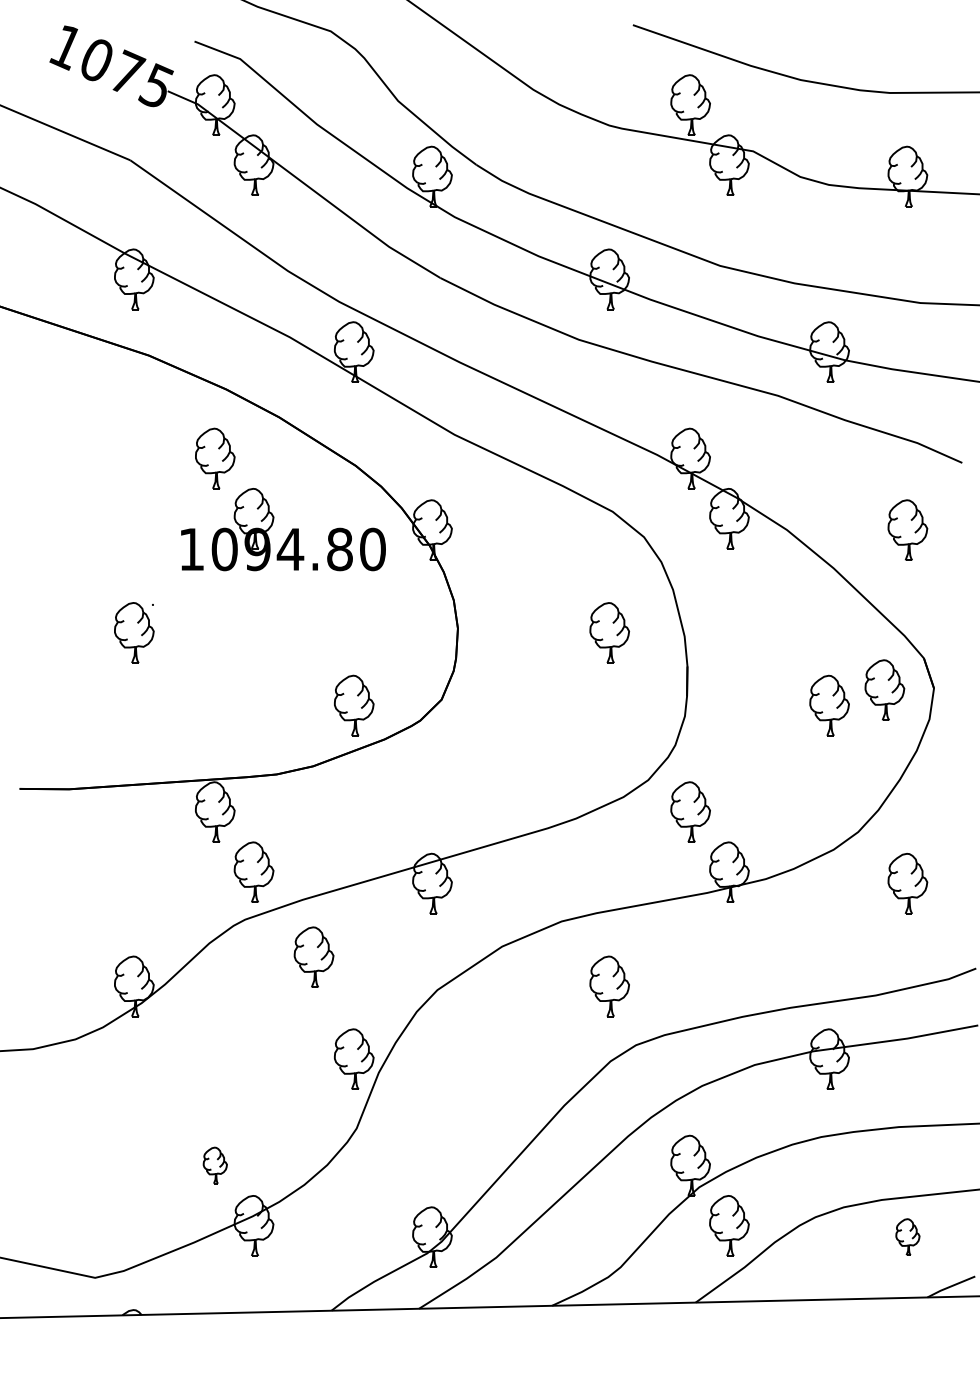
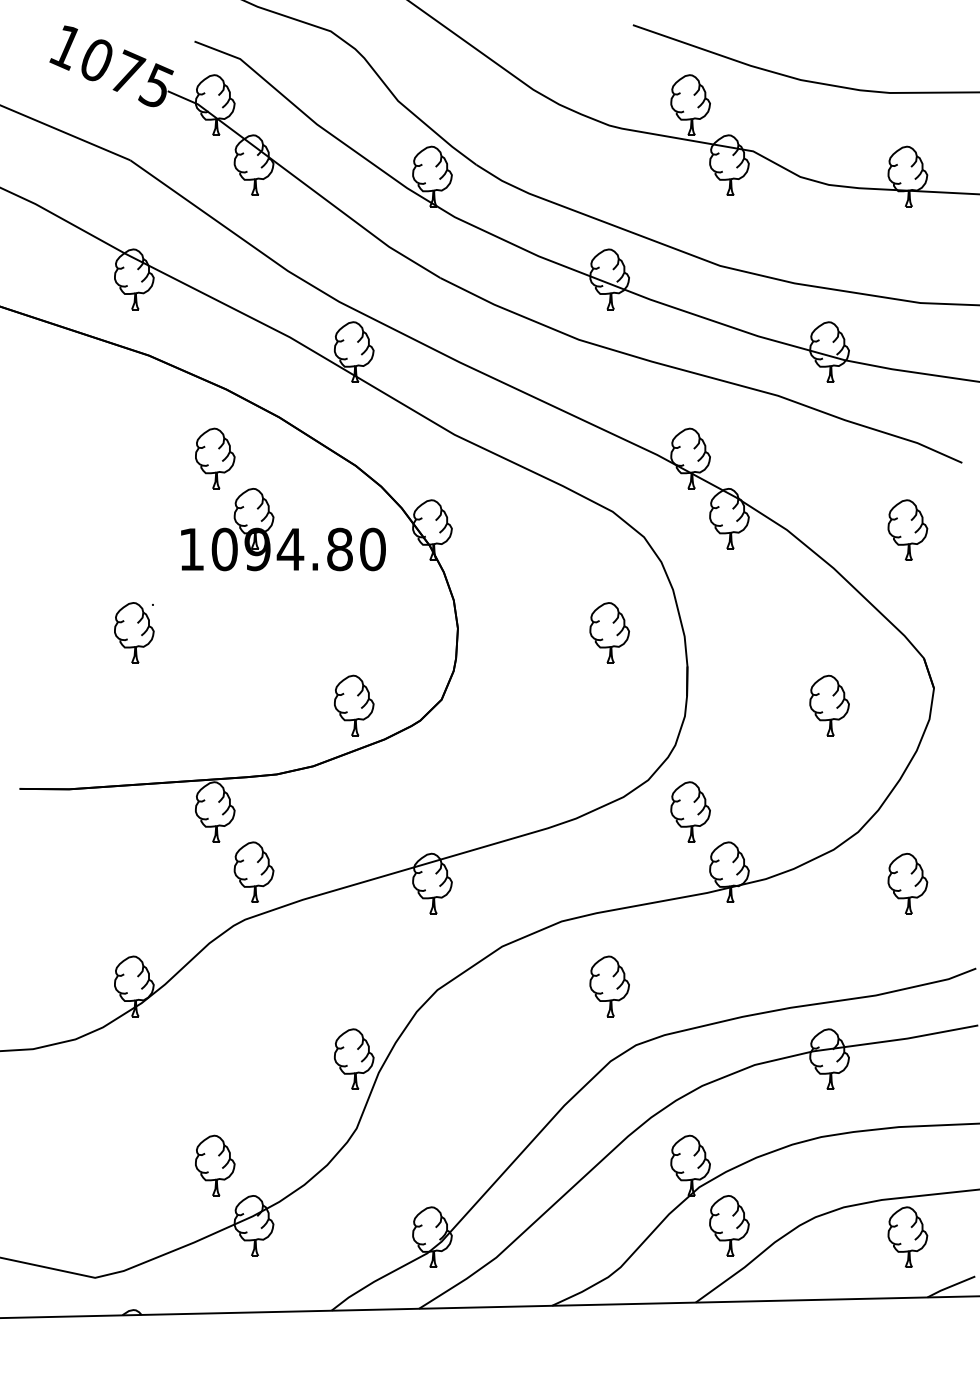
part: present -> none (884, 689)
part: present -> none (313, 956)
part size: 26x39 px -> 41x63 px (215, 1165)
part size: 26x38 px -> 42x62 px (907, 1236)
